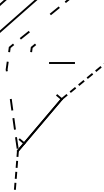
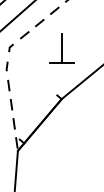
line: none -> present (39, 22)
line: none -> present (62, 47)
line: present -> none (32, 48)
line: dashed -> solid (83, 81)
line: none -> present (8, 85)
line: dashed -> solid (16, 170)
